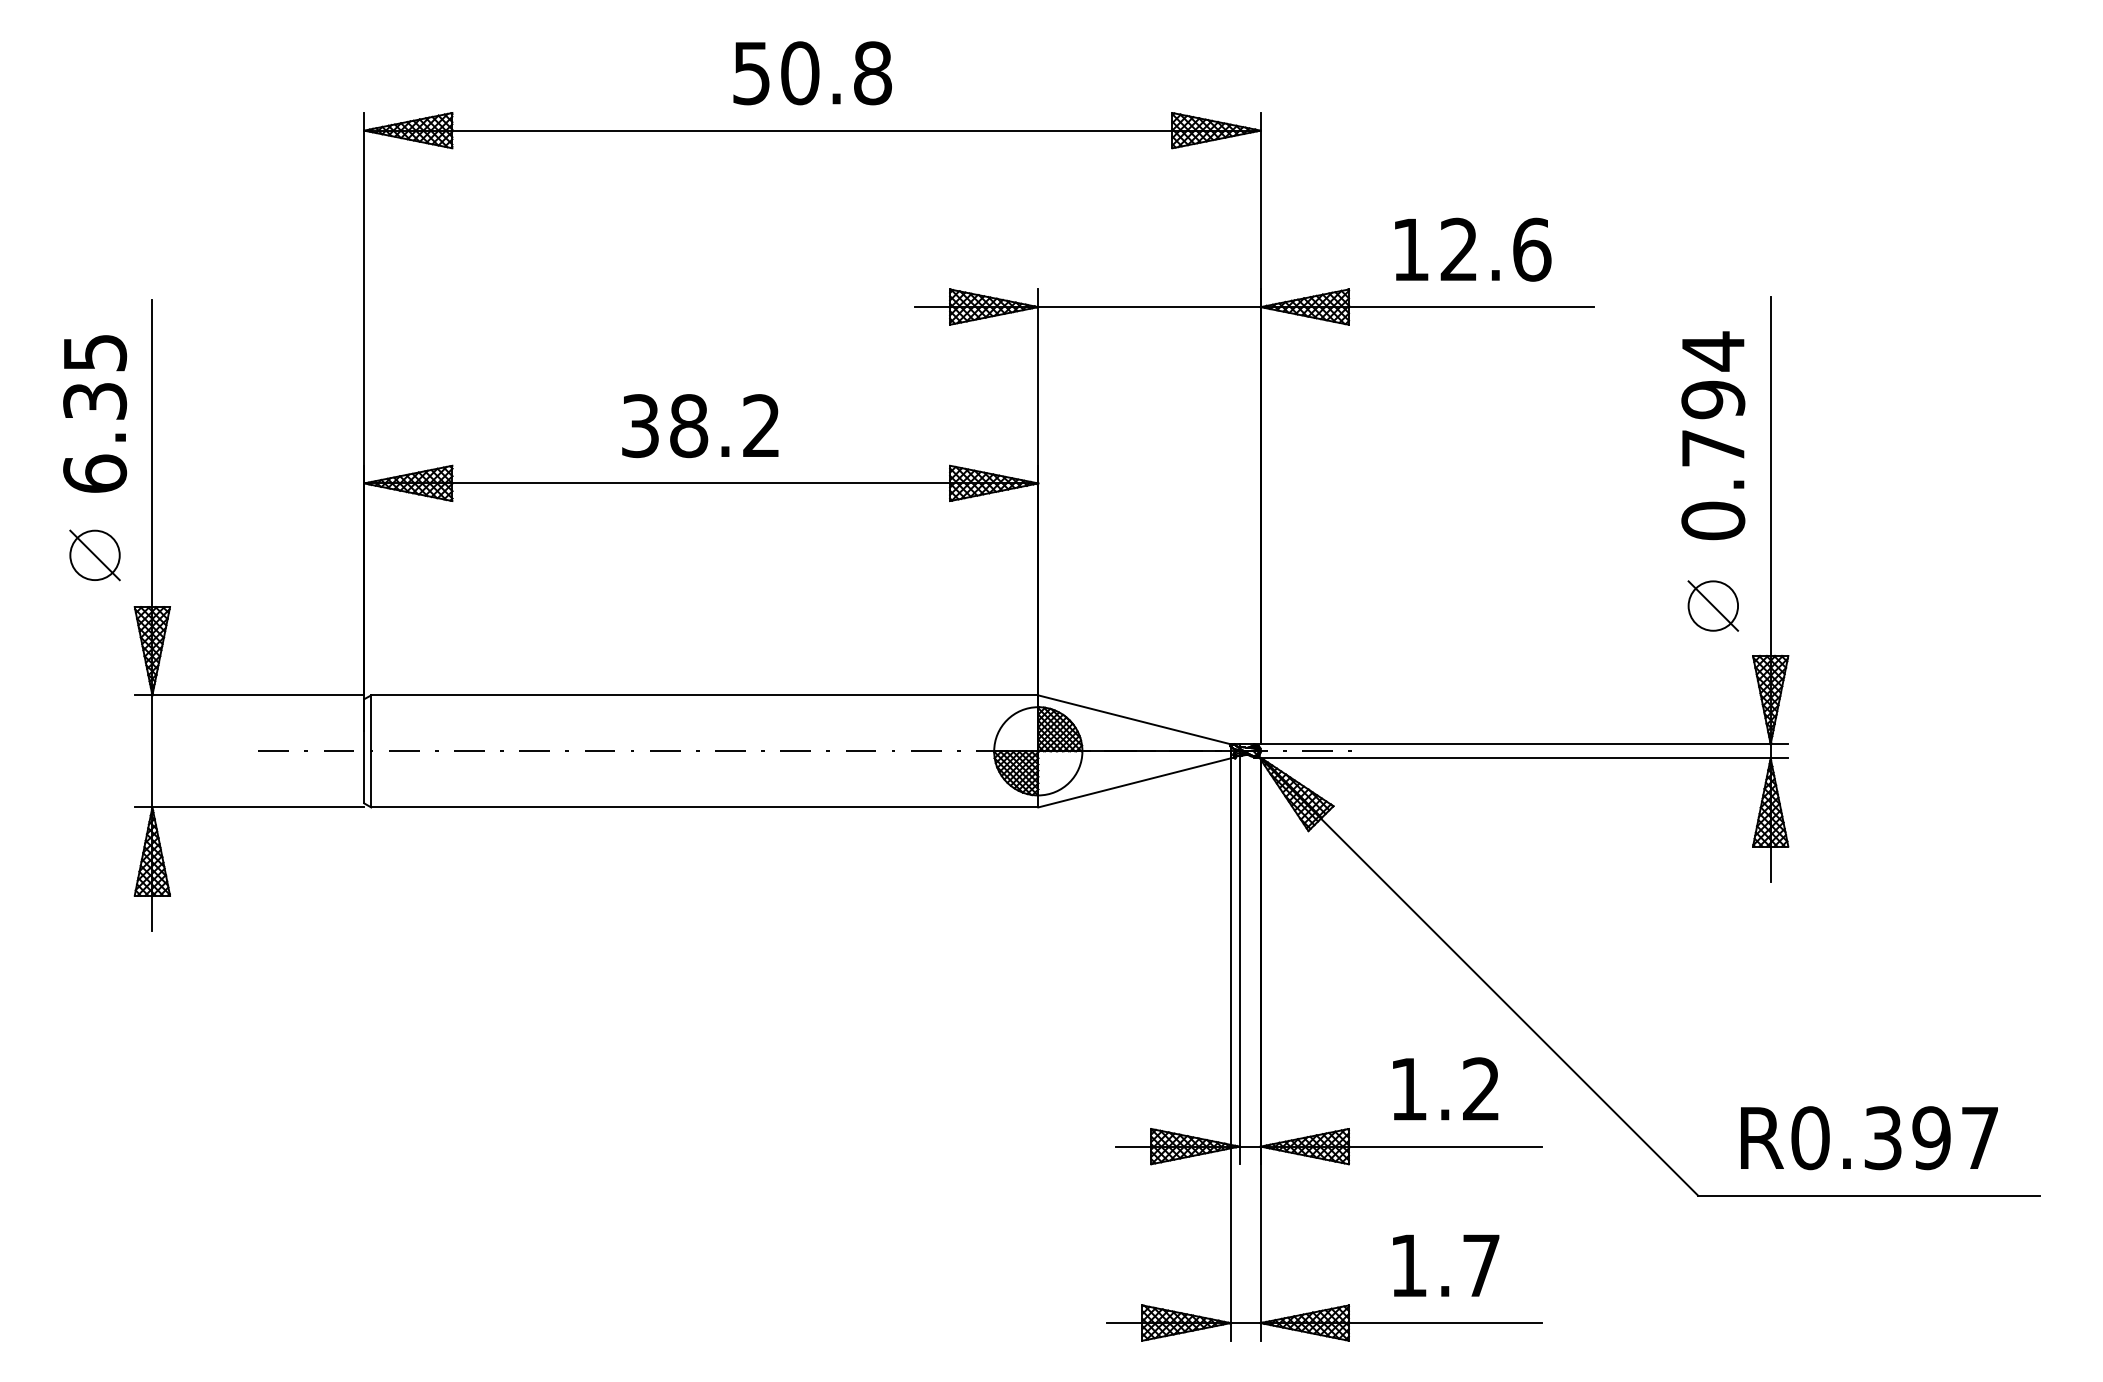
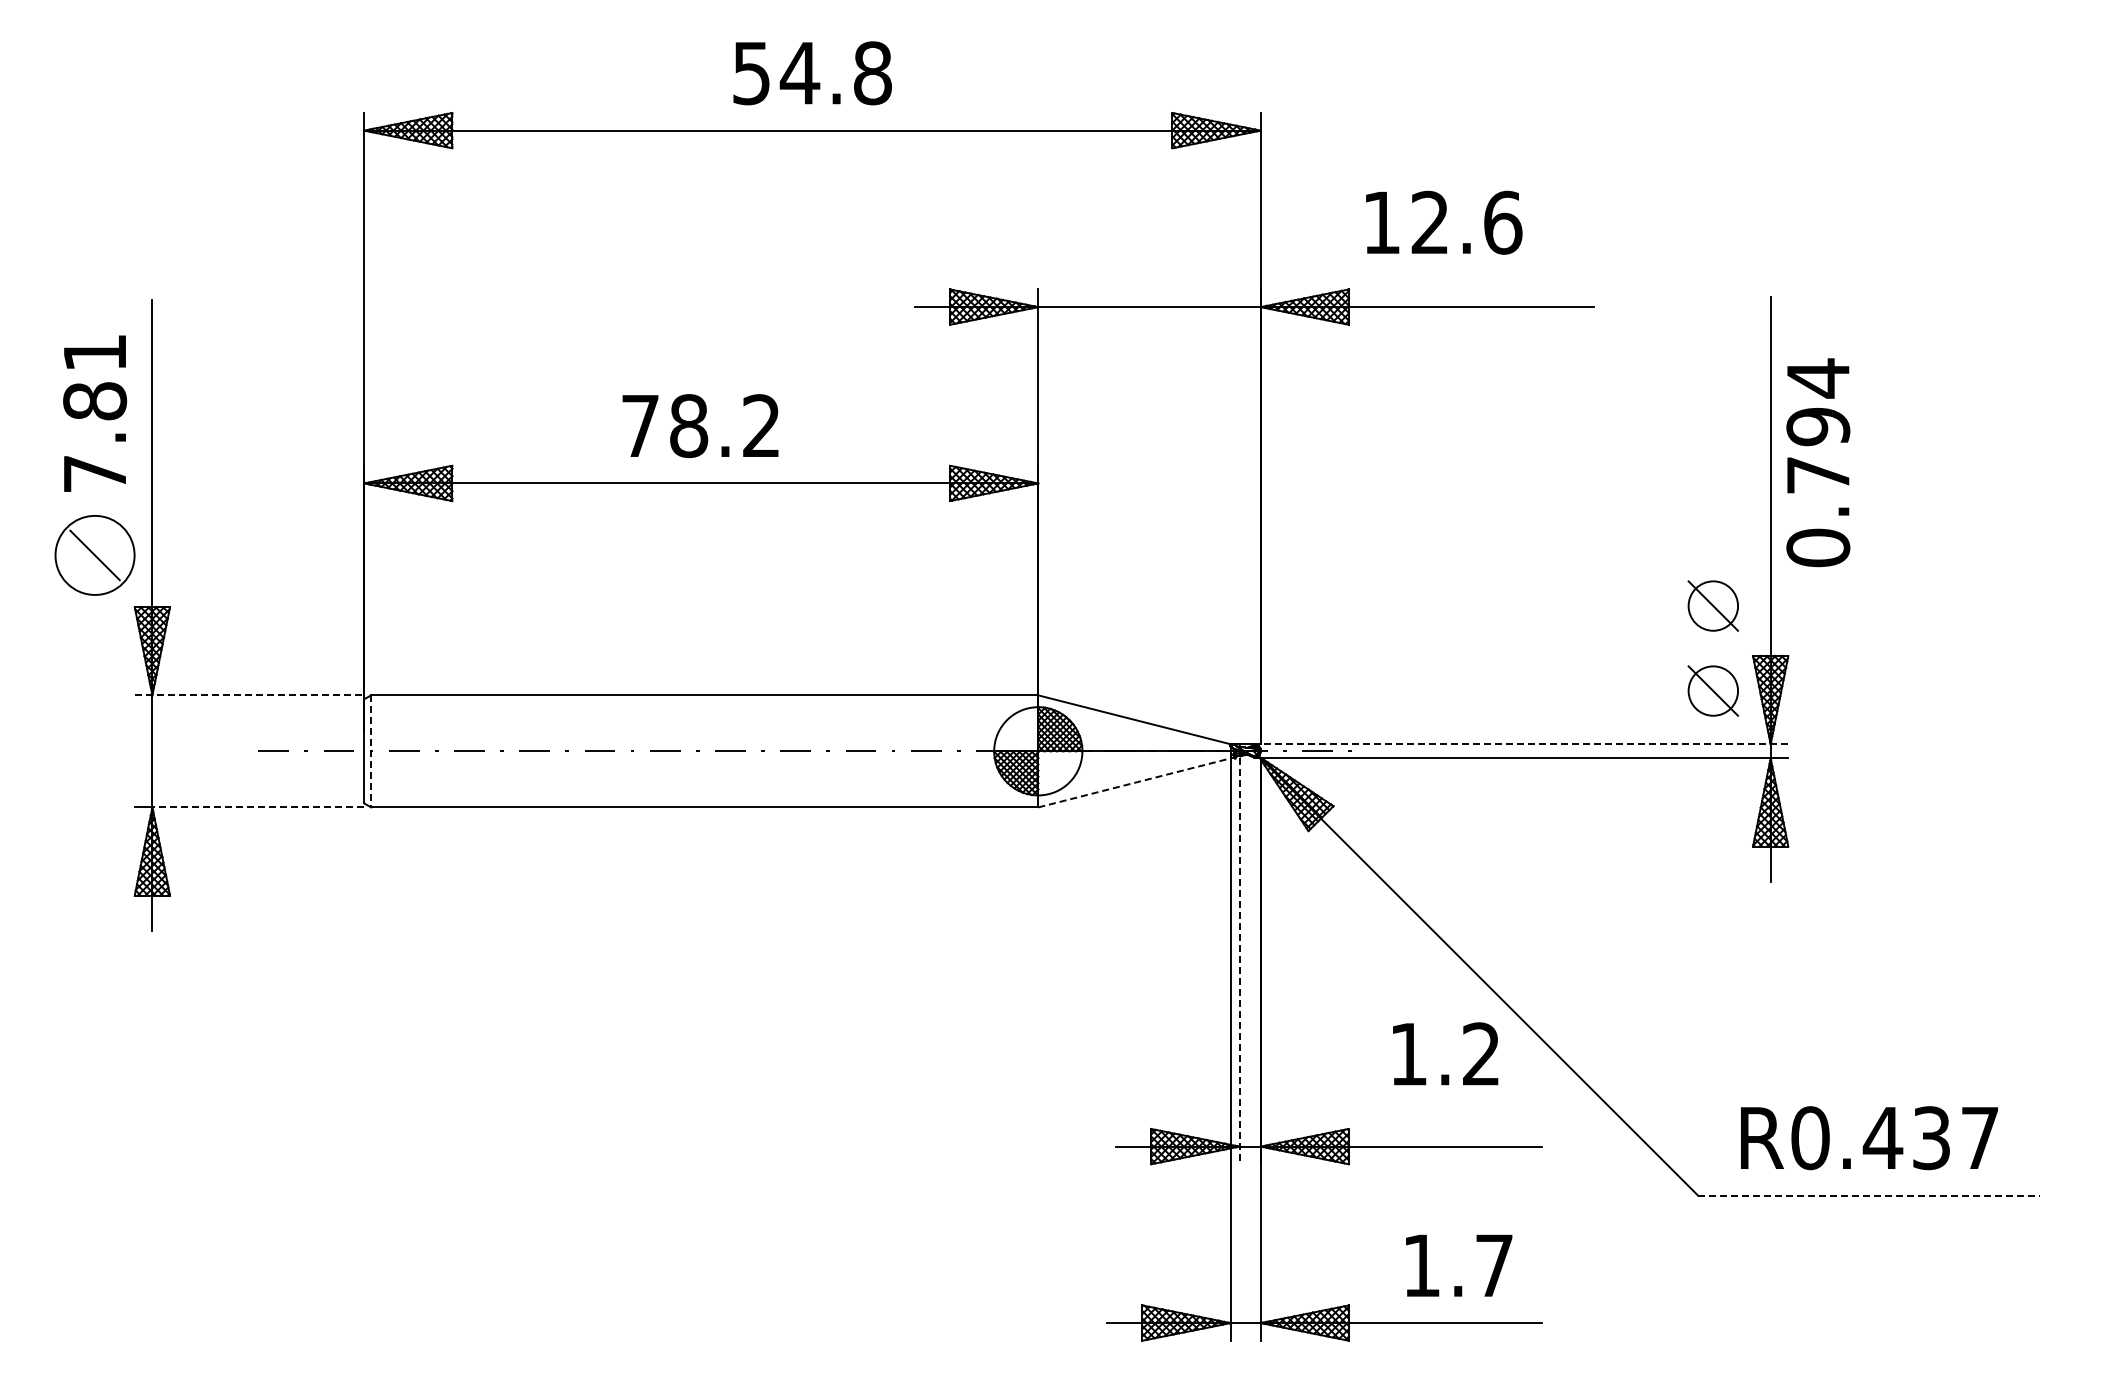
text: 50.8 -> 54.8 (799, 73)
text position: (1473, 249) -> (1444, 222) (1444, 222)
text: 6.35 -> 7.81 (95, 413)
text: 38.2 -> 78.2 (640, 426)
text position: (1713, 435) -> (1818, 462) (1818, 462)
circle diameter: 49 px -> 79 px (94, 554)
part: none -> present (1713, 690)
line: solid -> dashed (249, 695)
line: solid -> dashed (1520, 744)
line: solid -> dashed (371, 751)
line: solid -> dashed (1134, 782)
line: solid -> dashed (258, 807)
line: solid -> dashed (1239, 961)
text position: (1445, 1088) -> (1445, 1053) (1445, 1053)
text: R0.397 -> R0.437 (1906, 1138)
line: solid -> dashed (1869, 1195)
text position: (1446, 1265) -> (1459, 1265) (1459, 1265)
